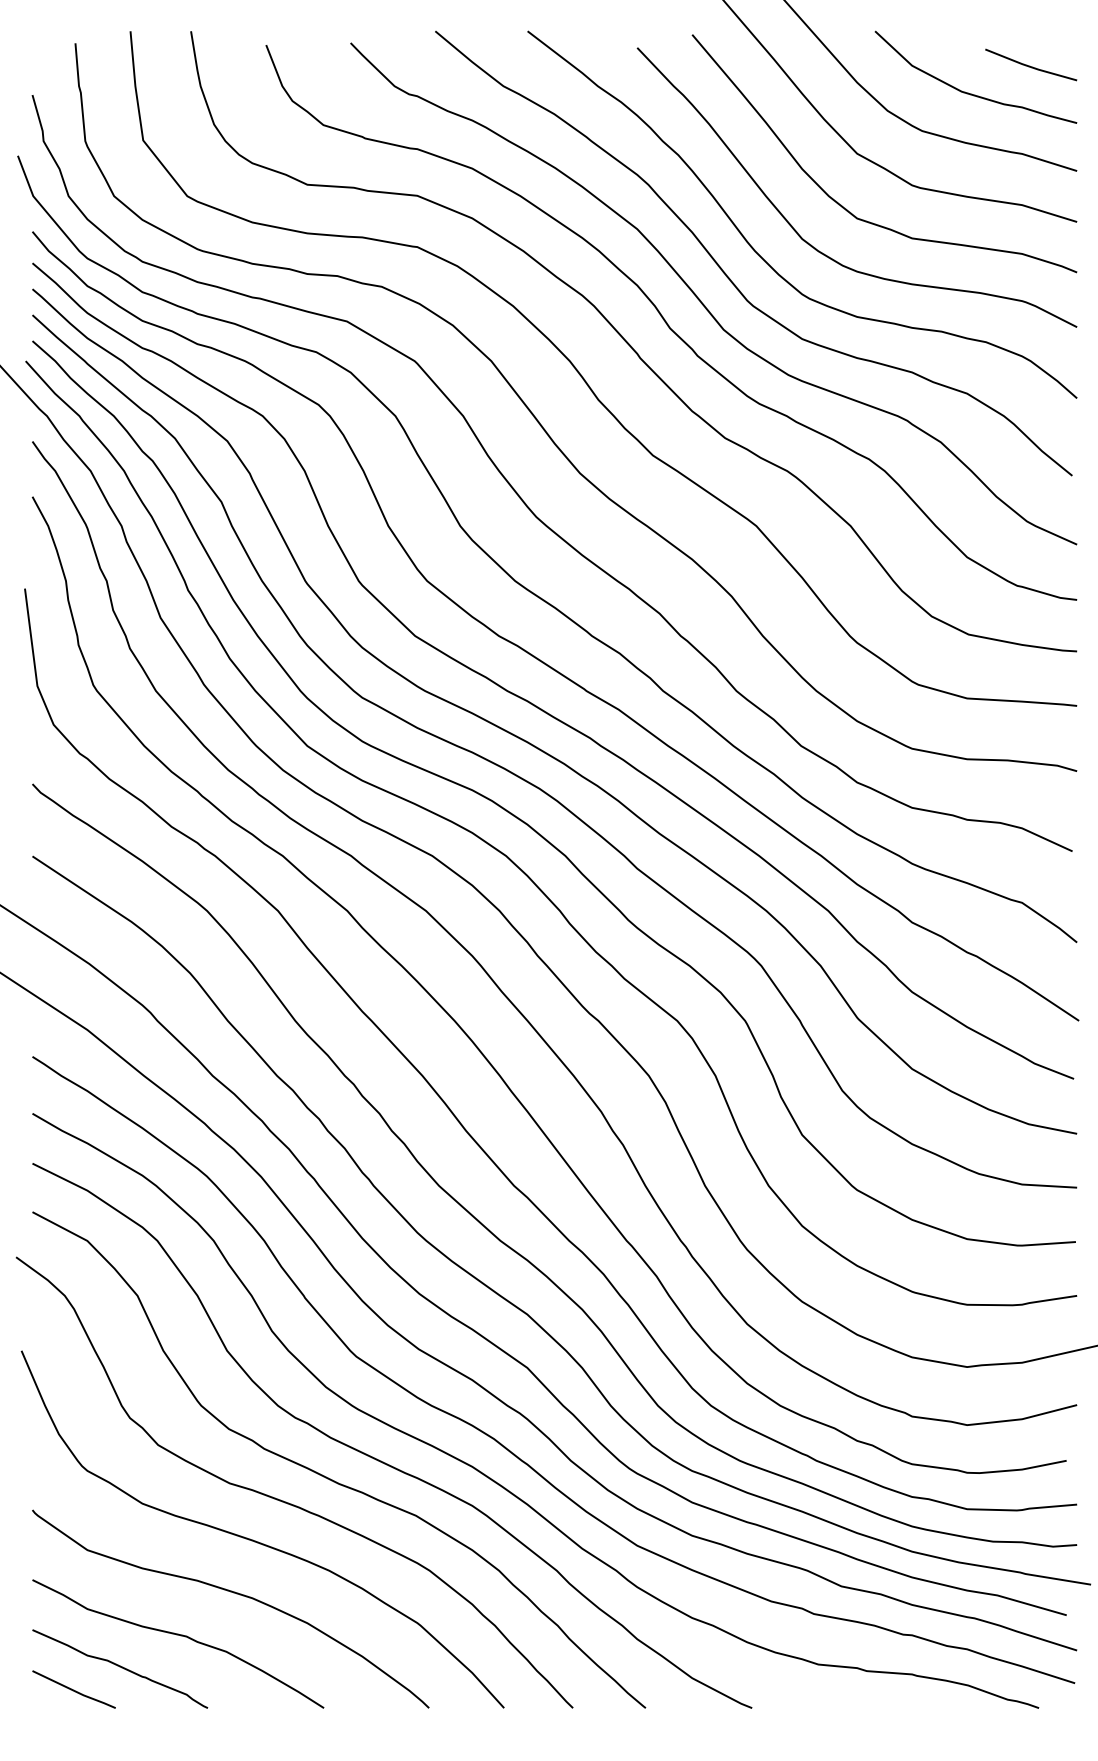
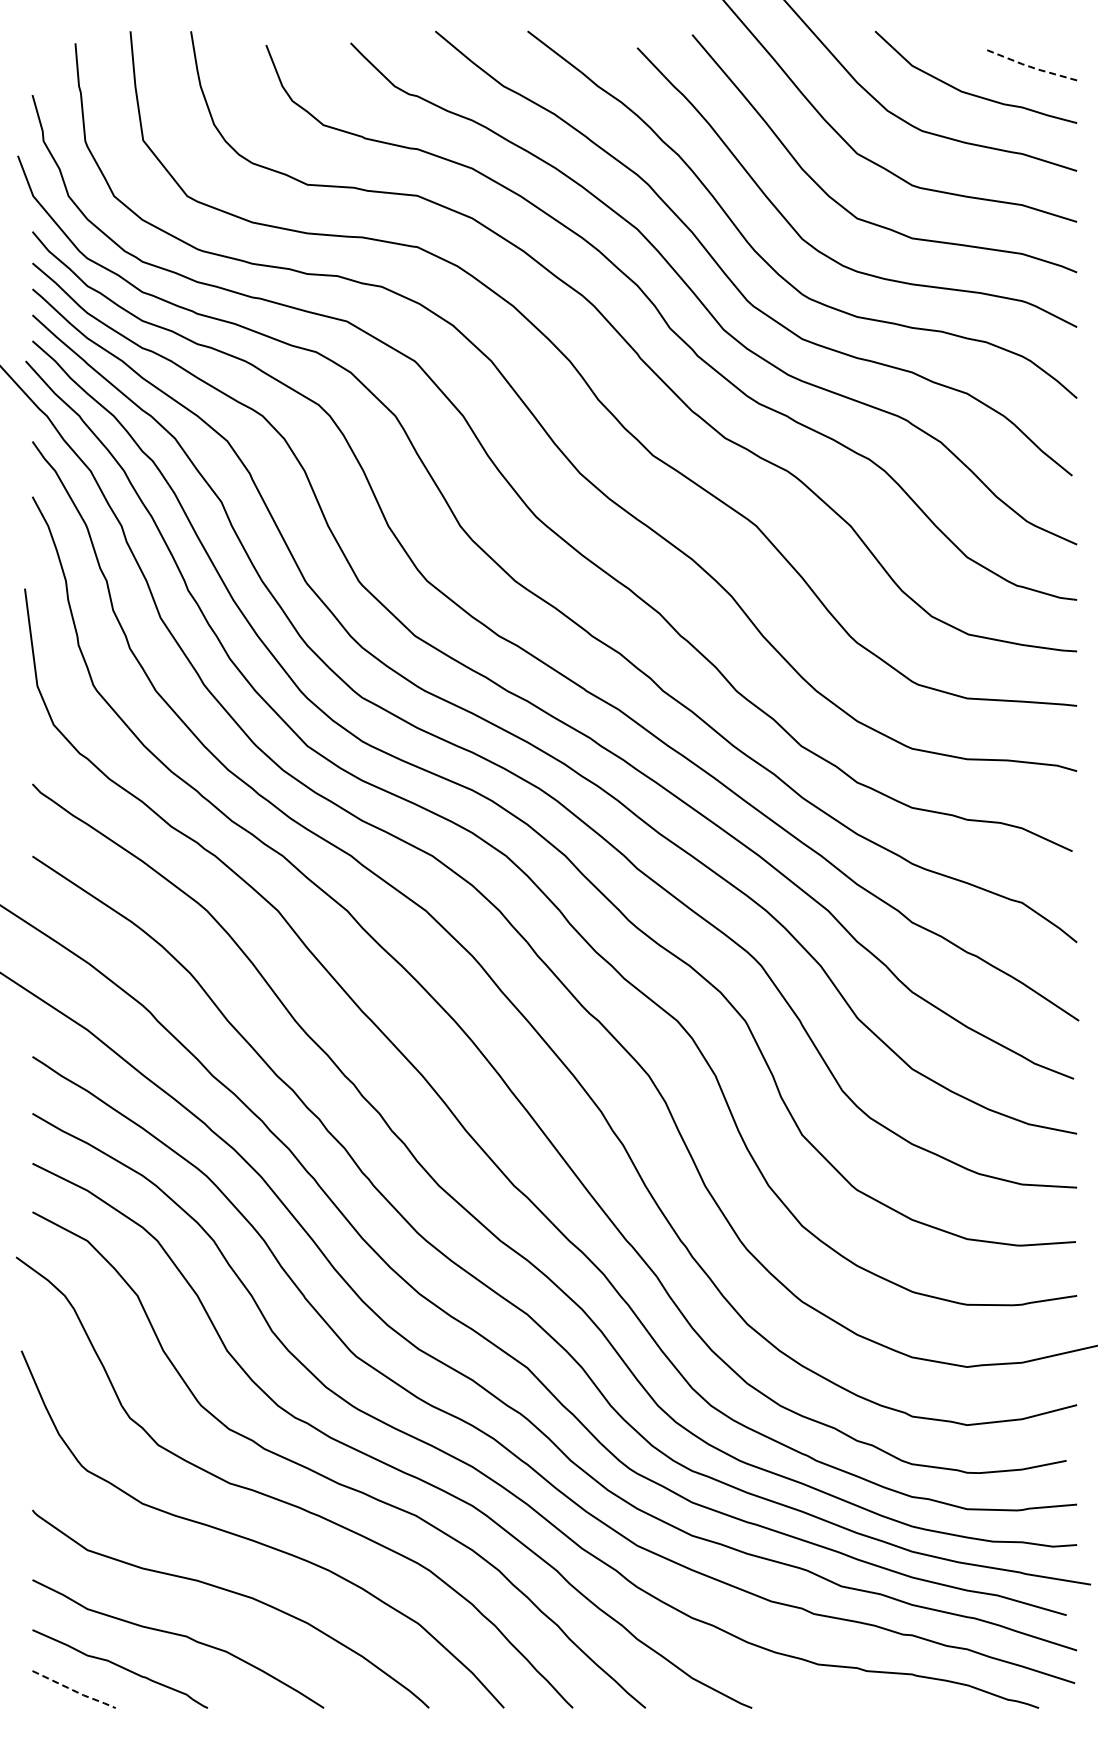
line: solid -> dashed (1030, 66)
line: solid -> dashed (74, 1691)
